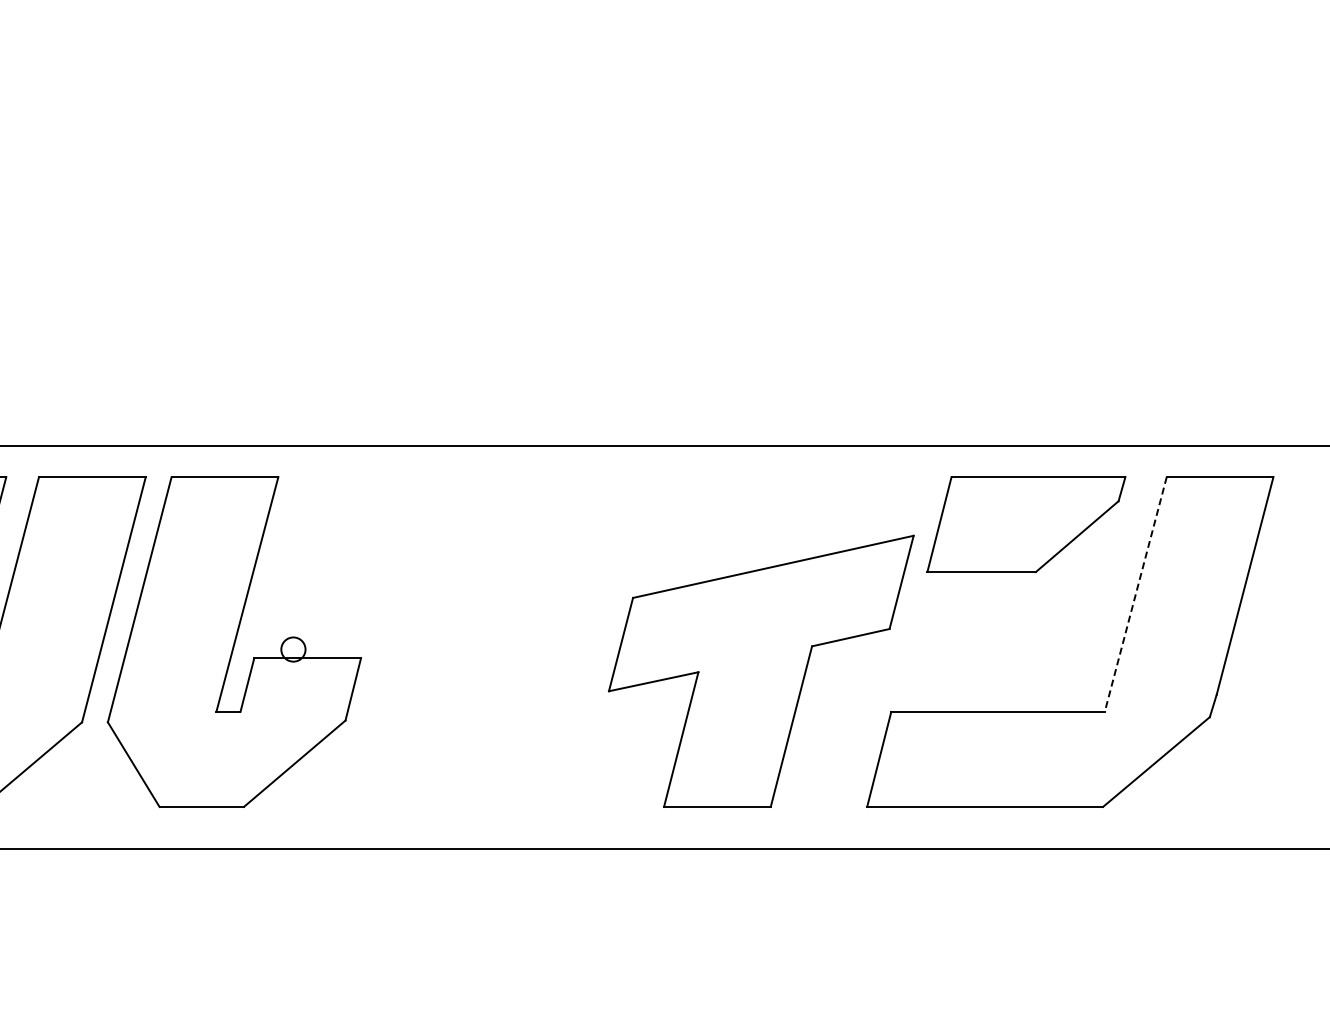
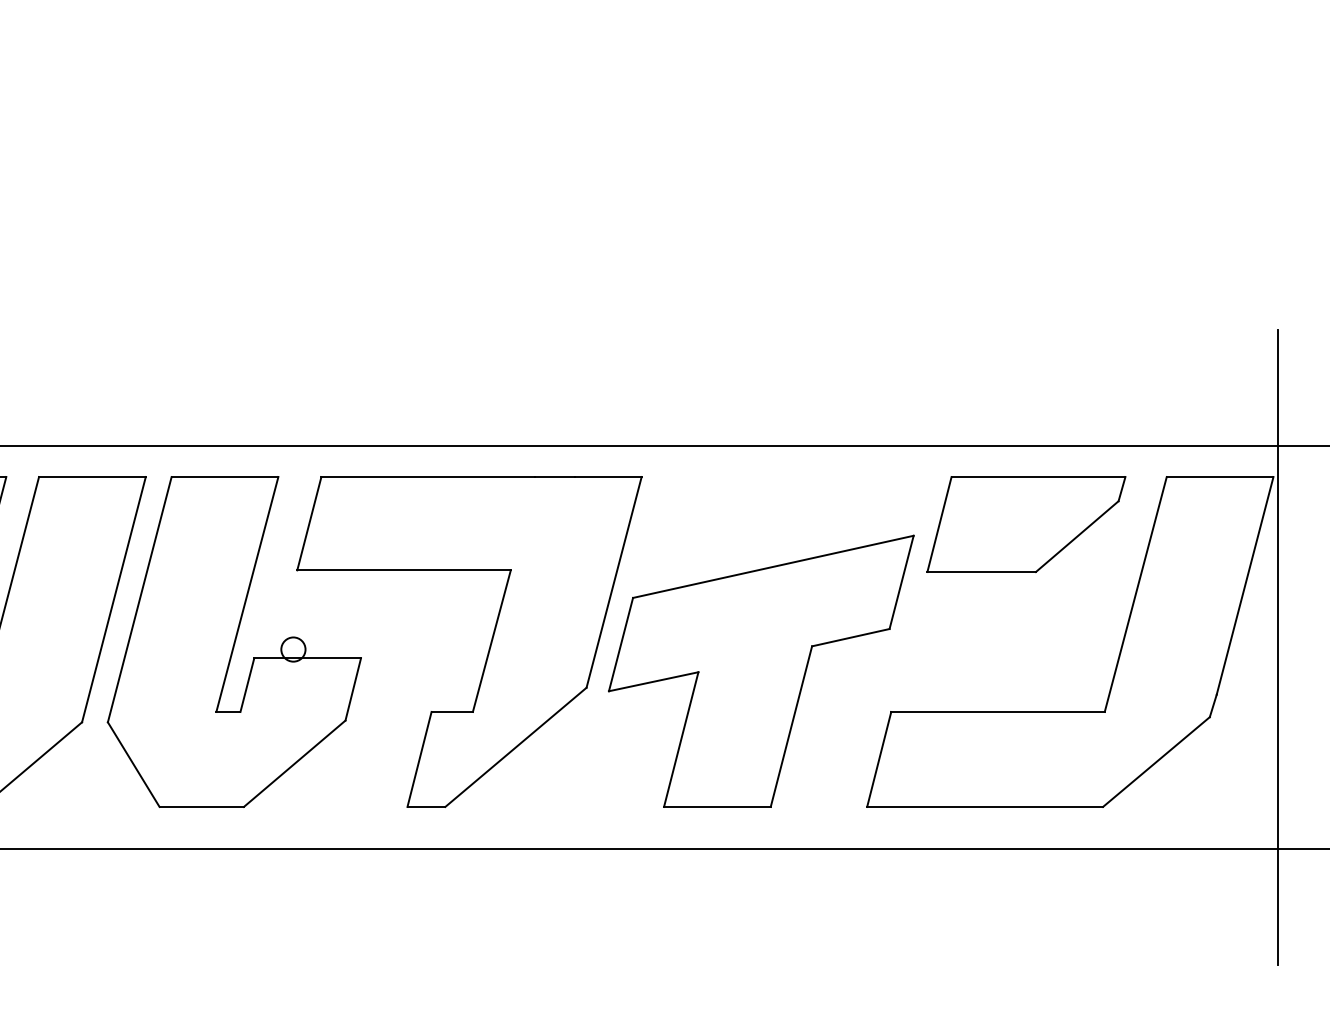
line: dashed -> solid (1135, 594)
part: none -> present (489, 645)
line: none -> present (1277, 647)
